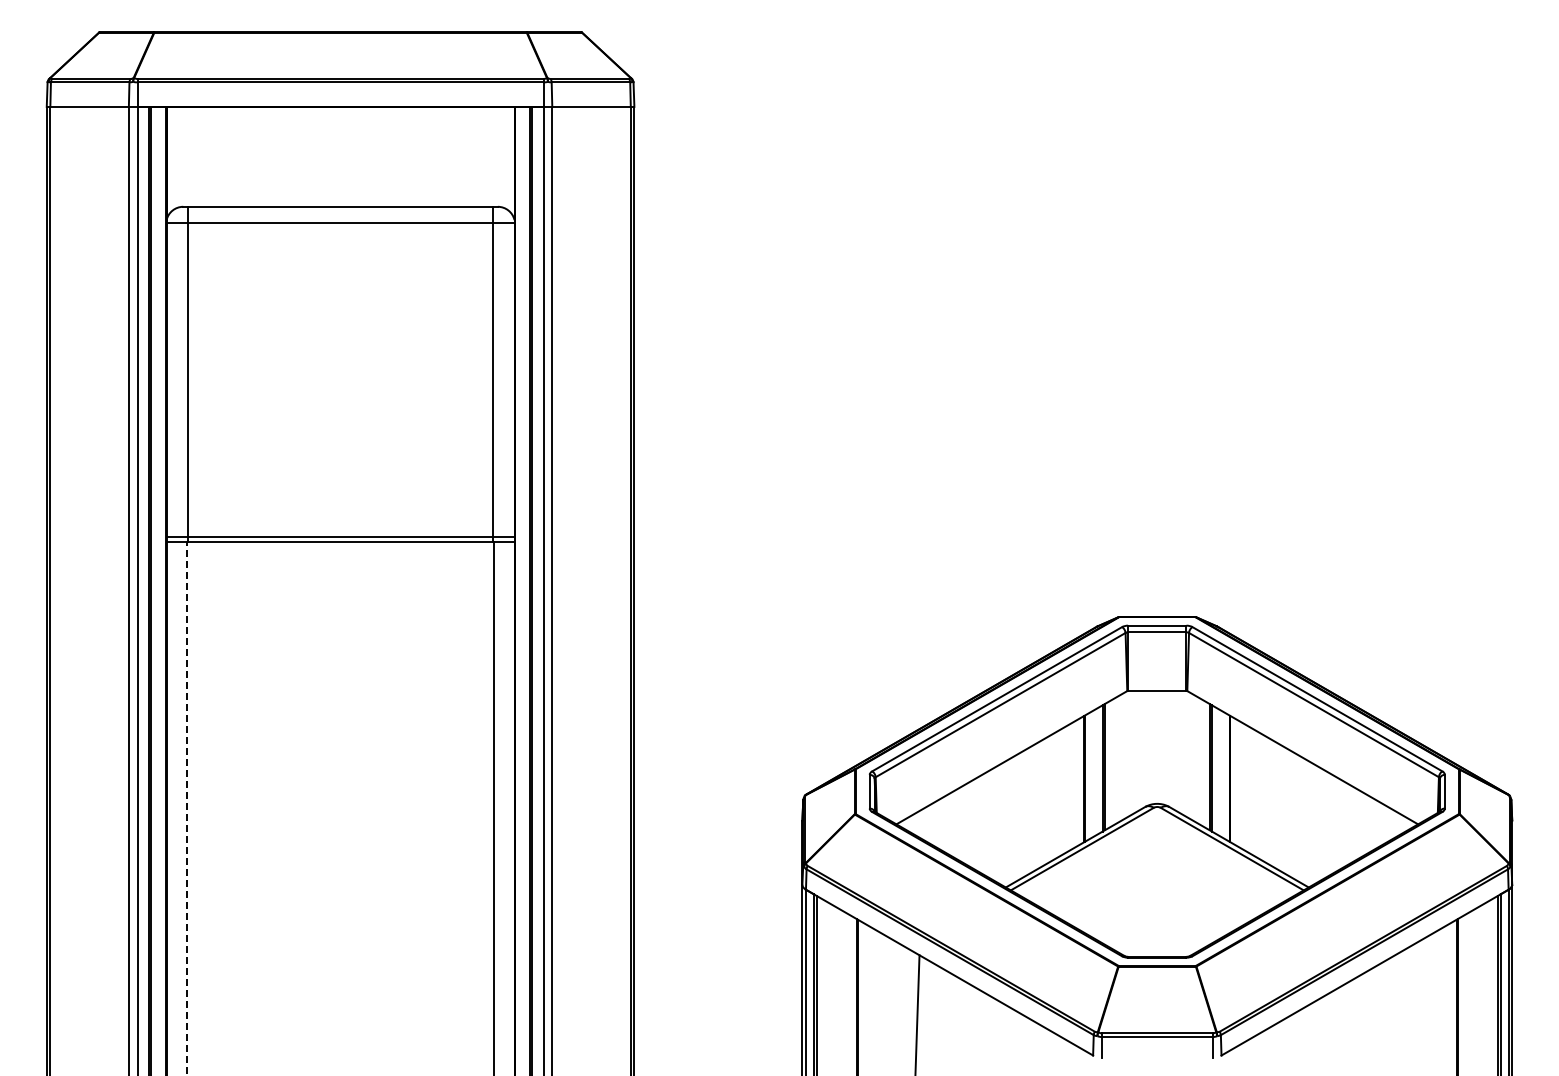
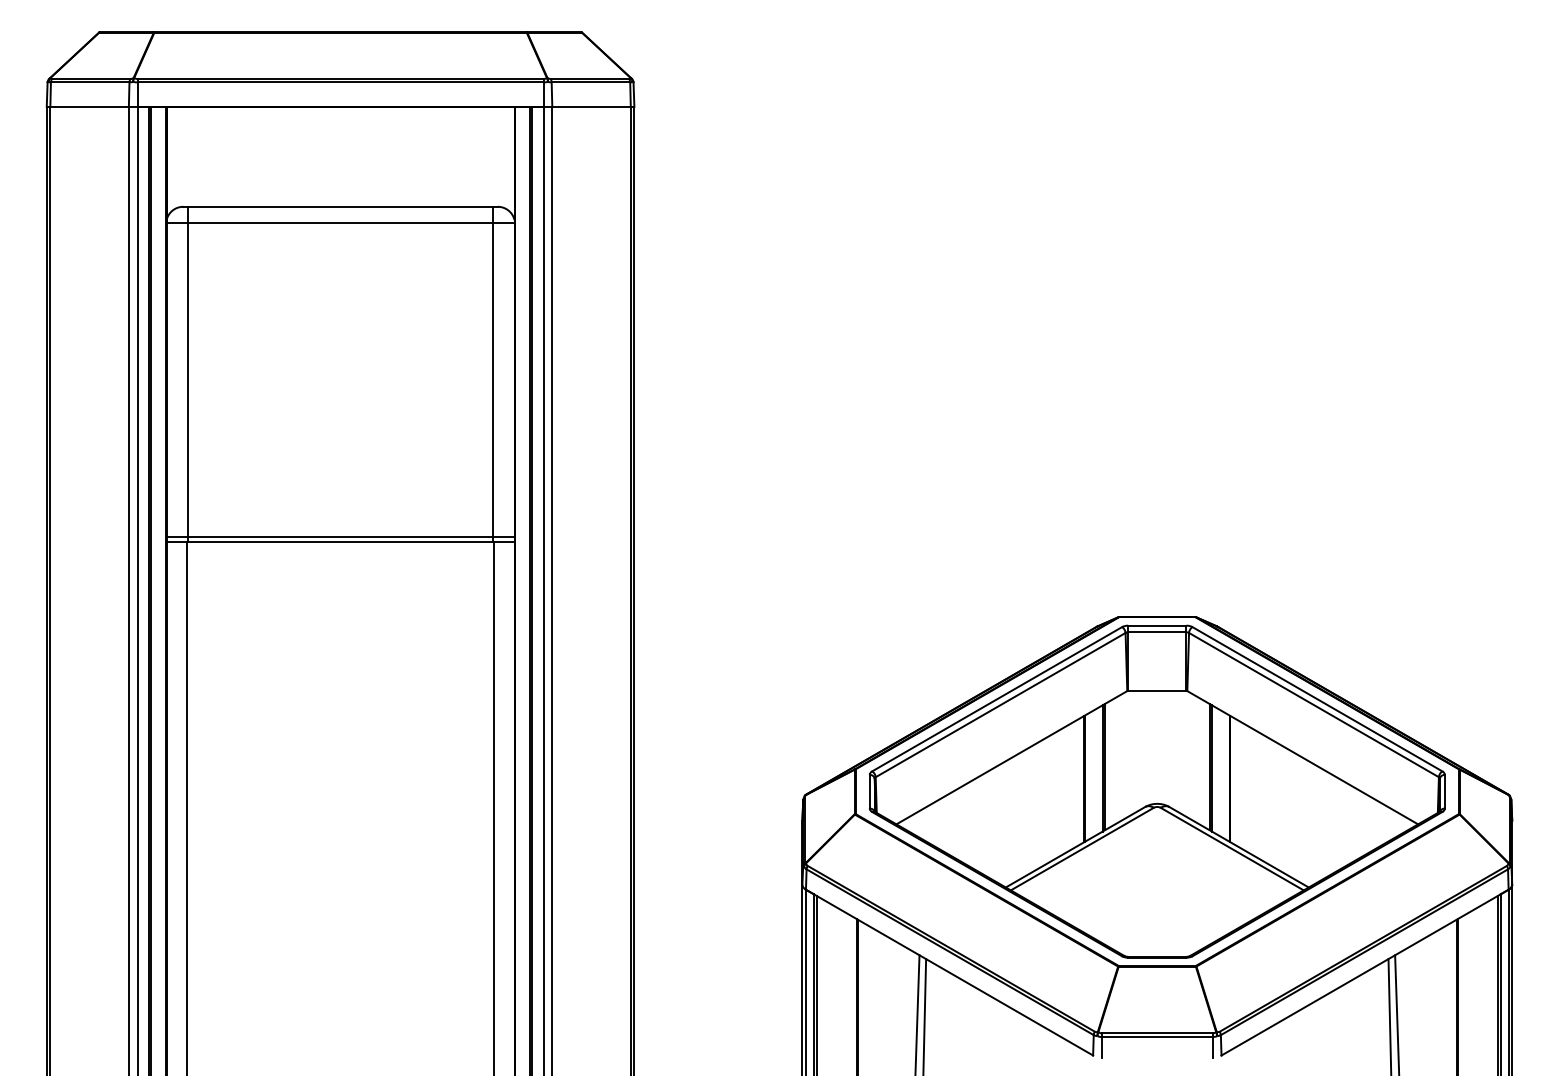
line: dashed -> solid (186, 809)
line: none -> present (1397, 1013)
line: none -> present (924, 1015)
line: none -> present (1389, 1015)
